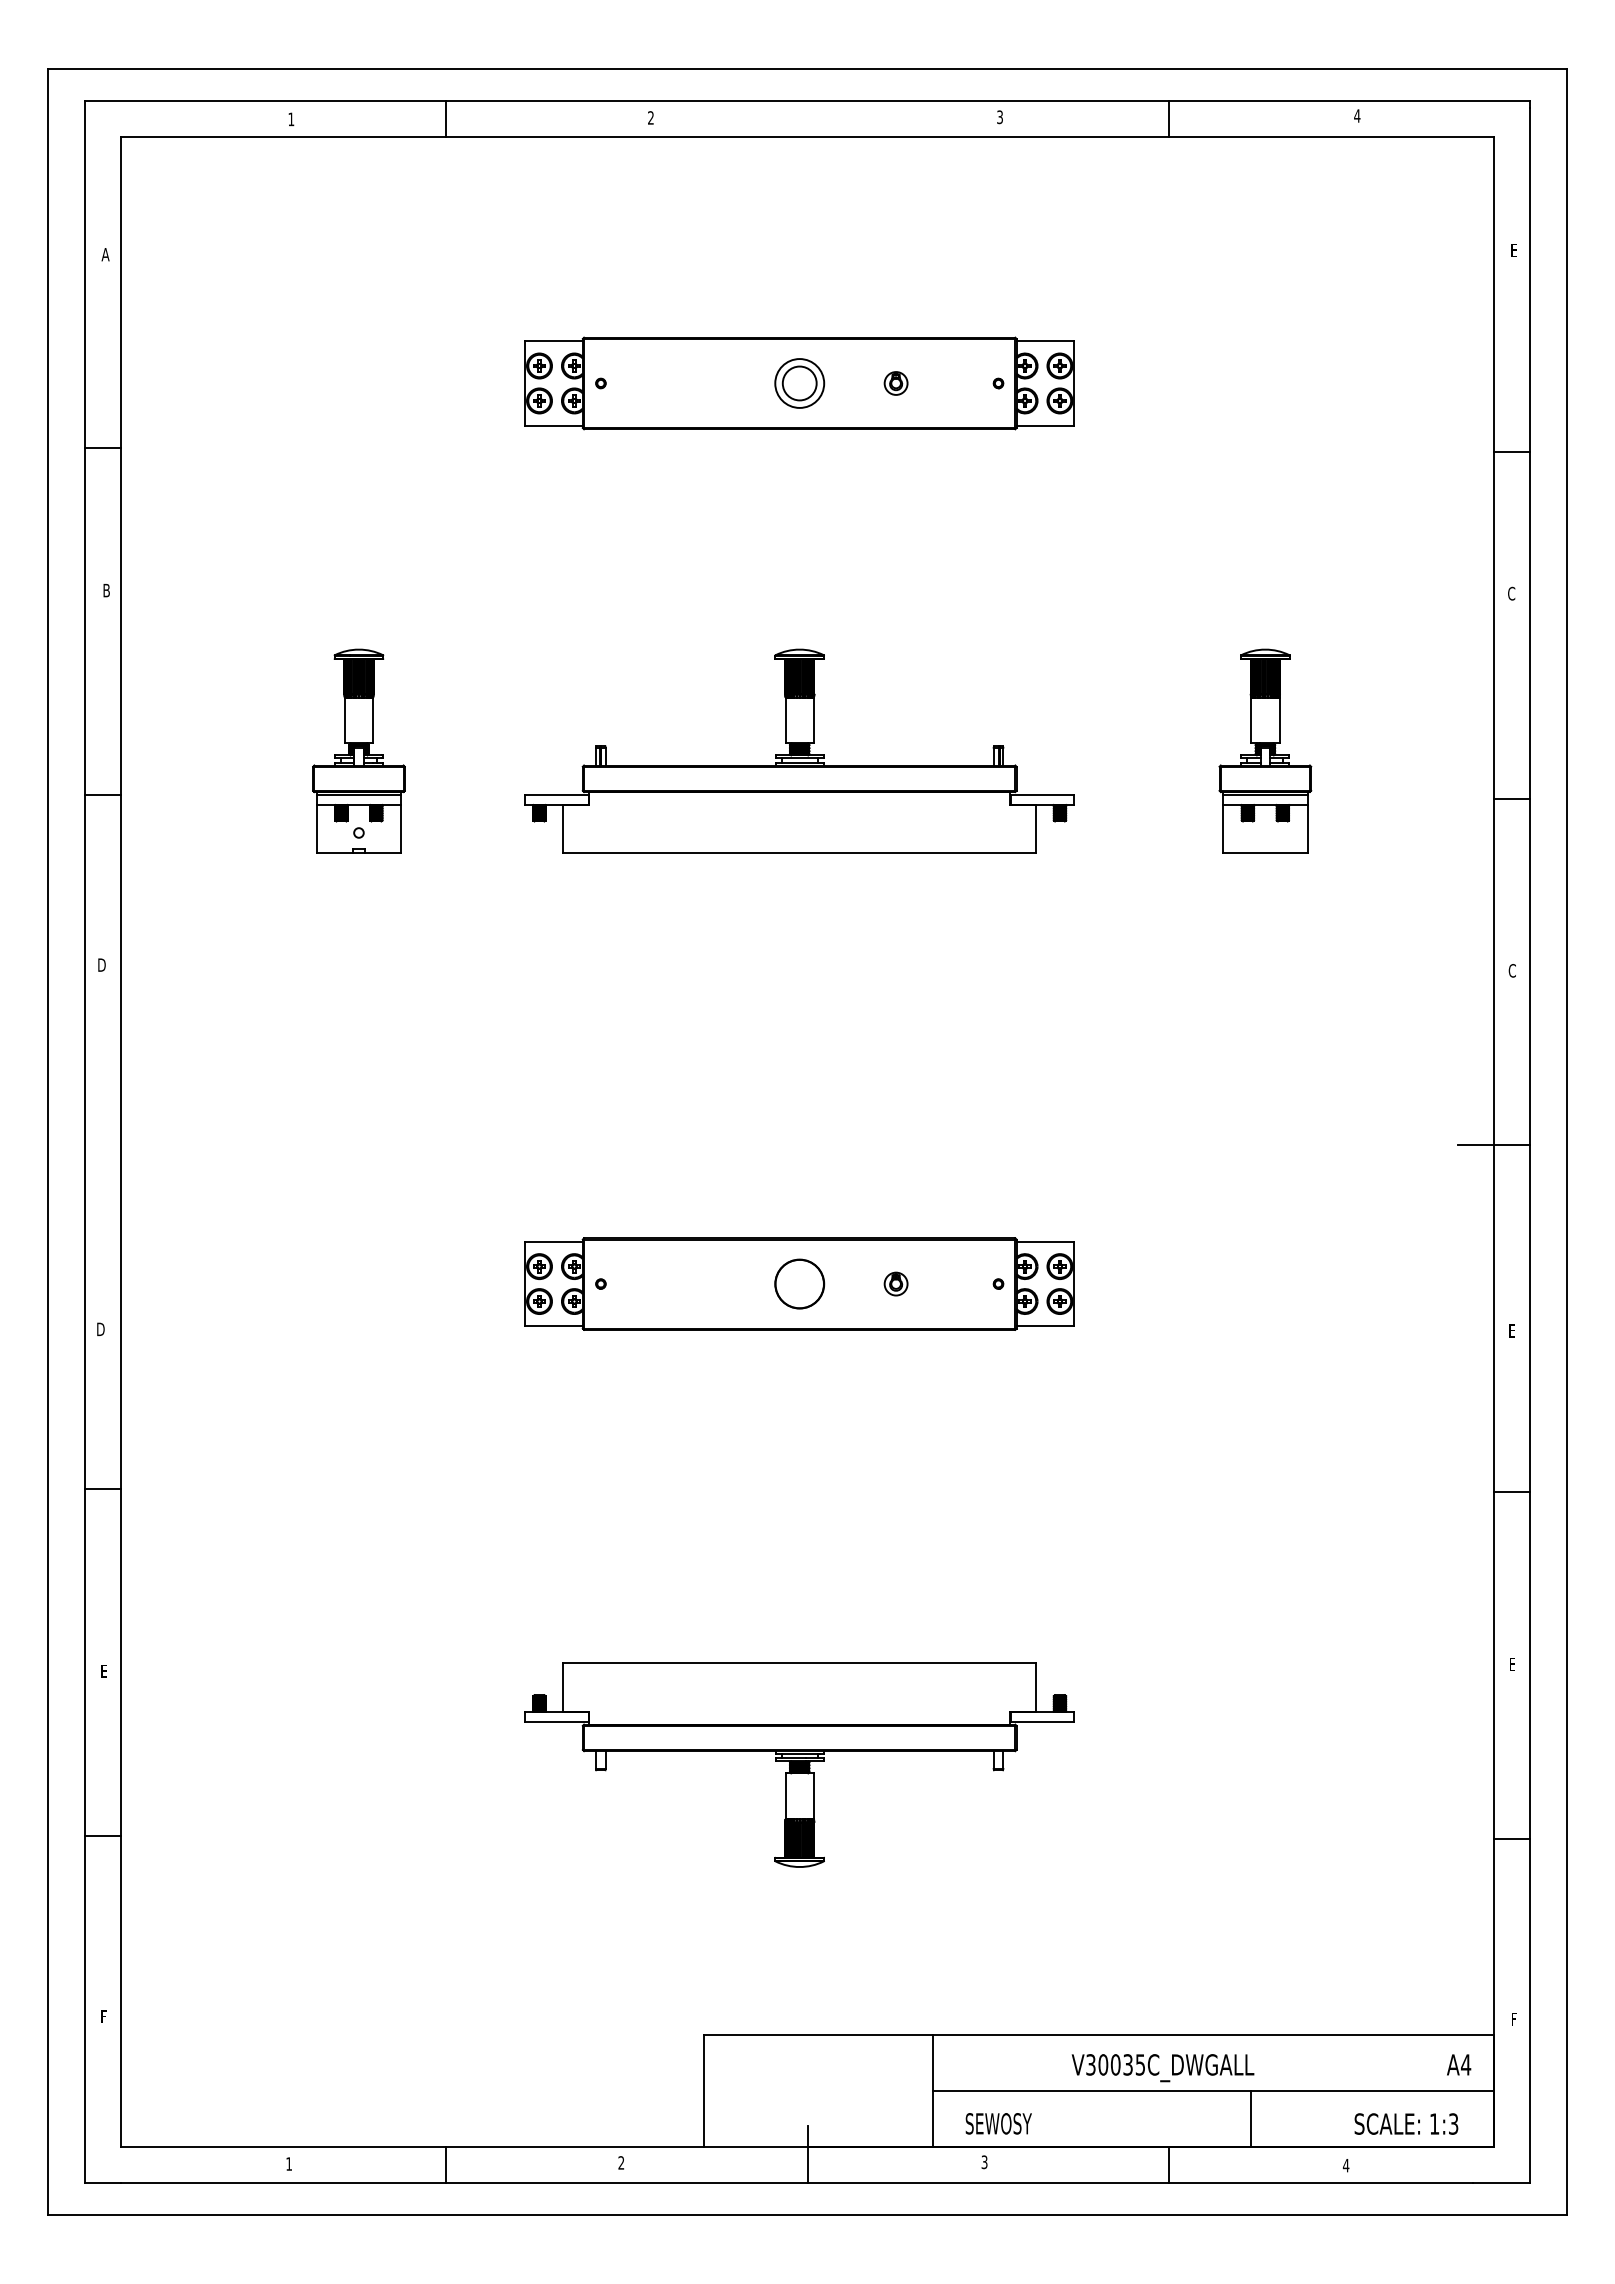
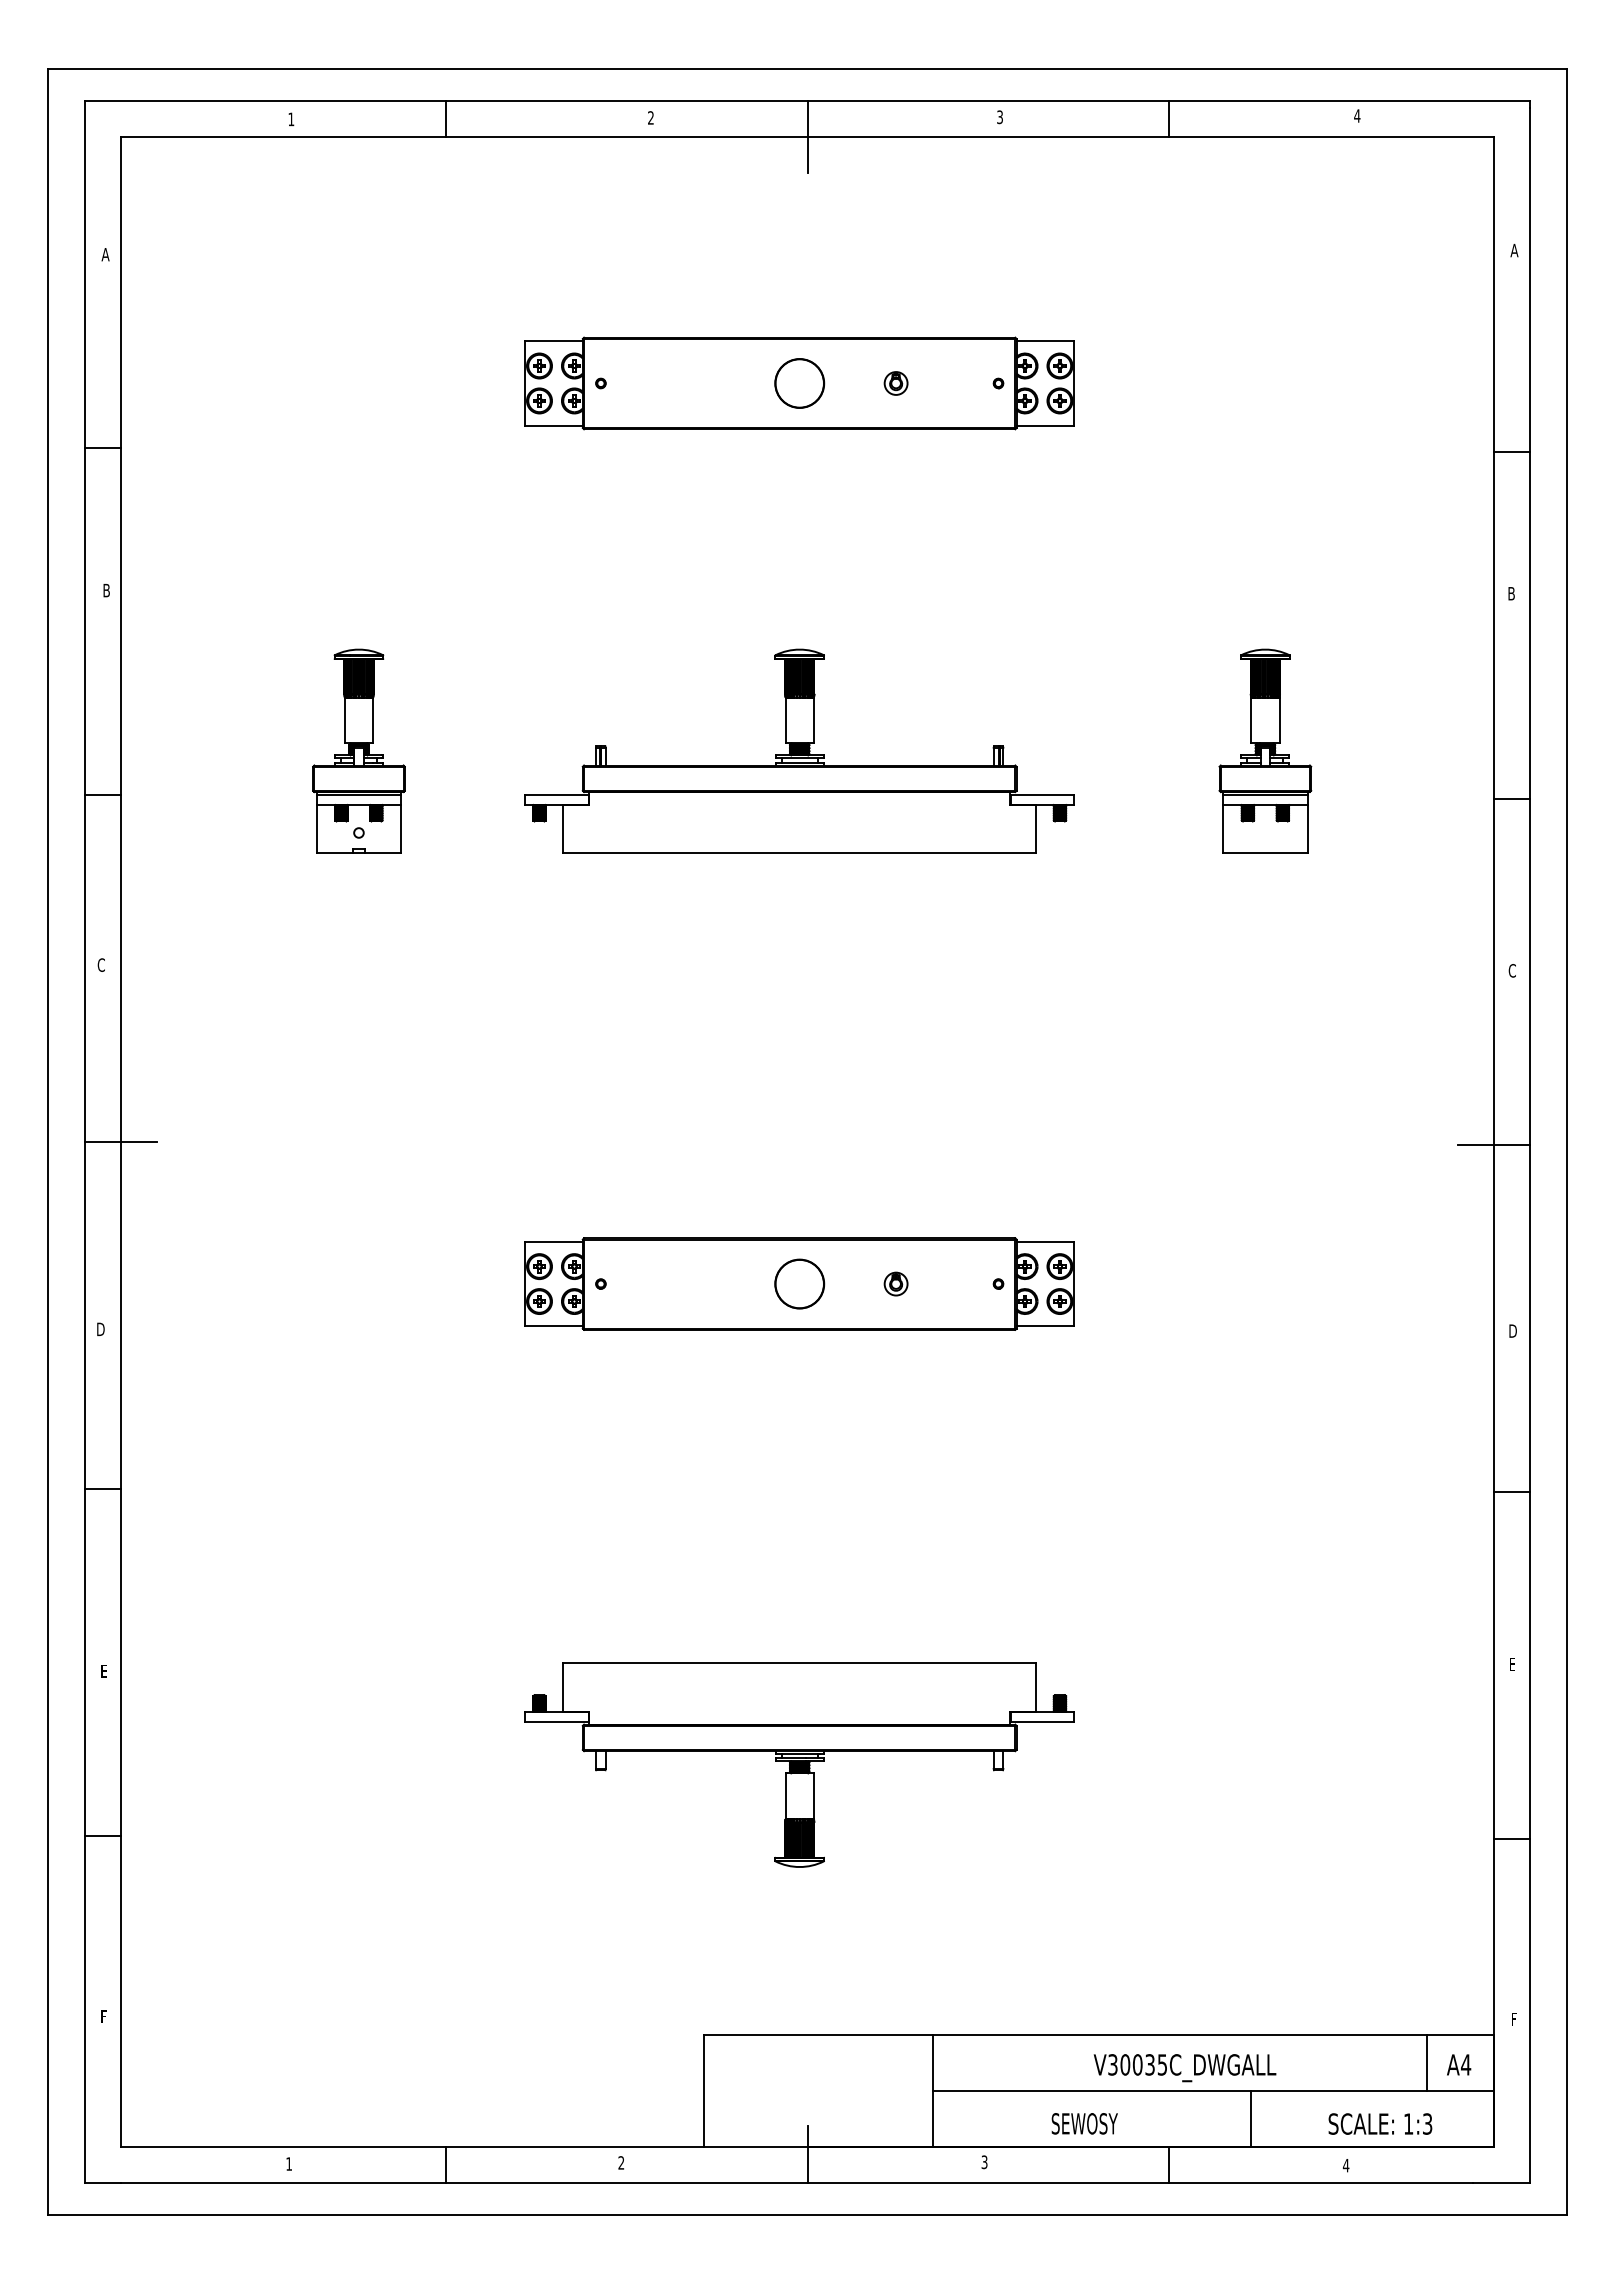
line: none -> present (807, 137)
text: E -> A (1514, 250)
circle diameter: 34 px -> 48 px (799, 383)
text: C -> B (1511, 593)
text: D -> C (101, 964)
line: none -> present (120, 1141)
text: E -> D (1512, 1330)
line: none -> present (1426, 2063)
text position: (1162, 2068) -> (1184, 2068) (1184, 2068)
text position: (998, 2123) -> (1084, 2123) (1084, 2123)
text position: (1406, 2123) -> (1380, 2123) (1380, 2123)
